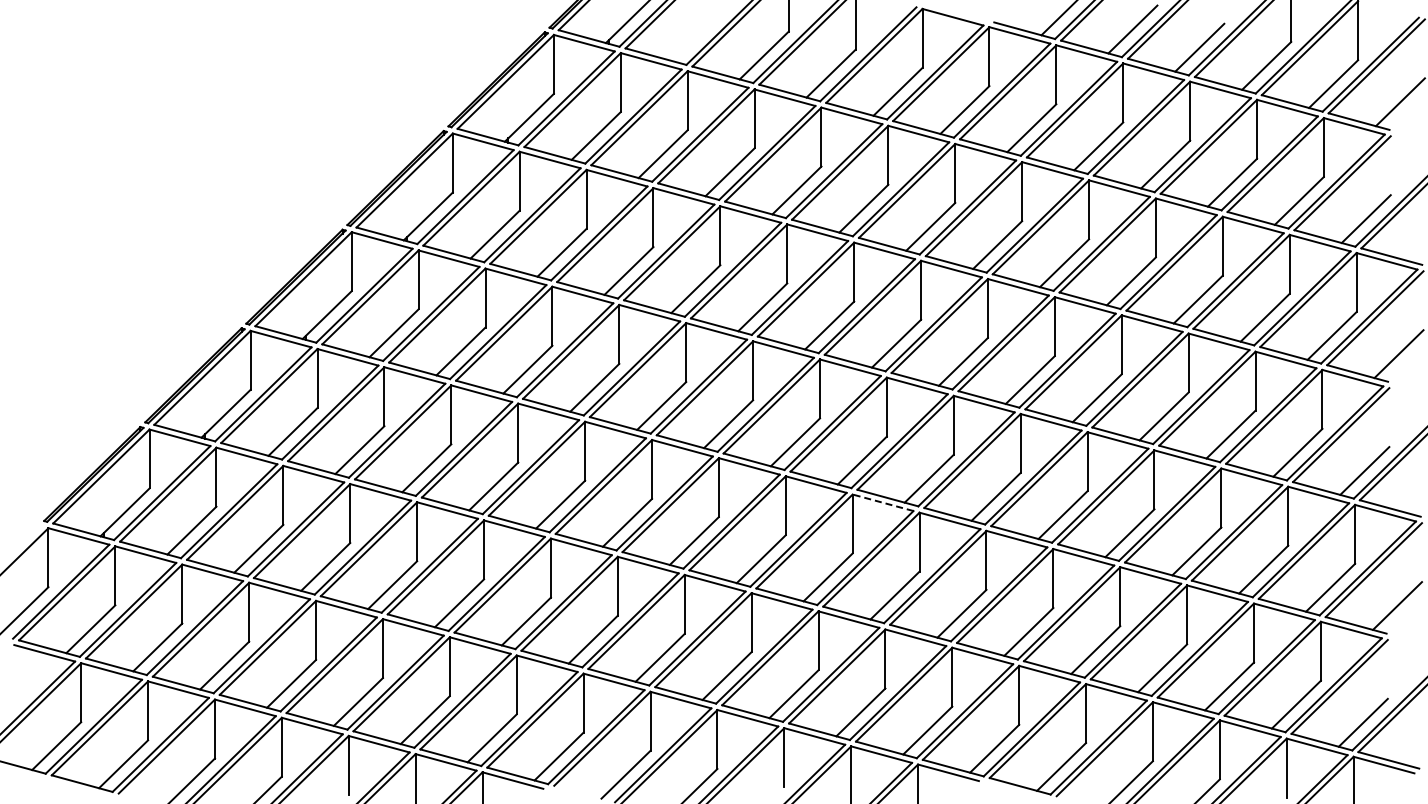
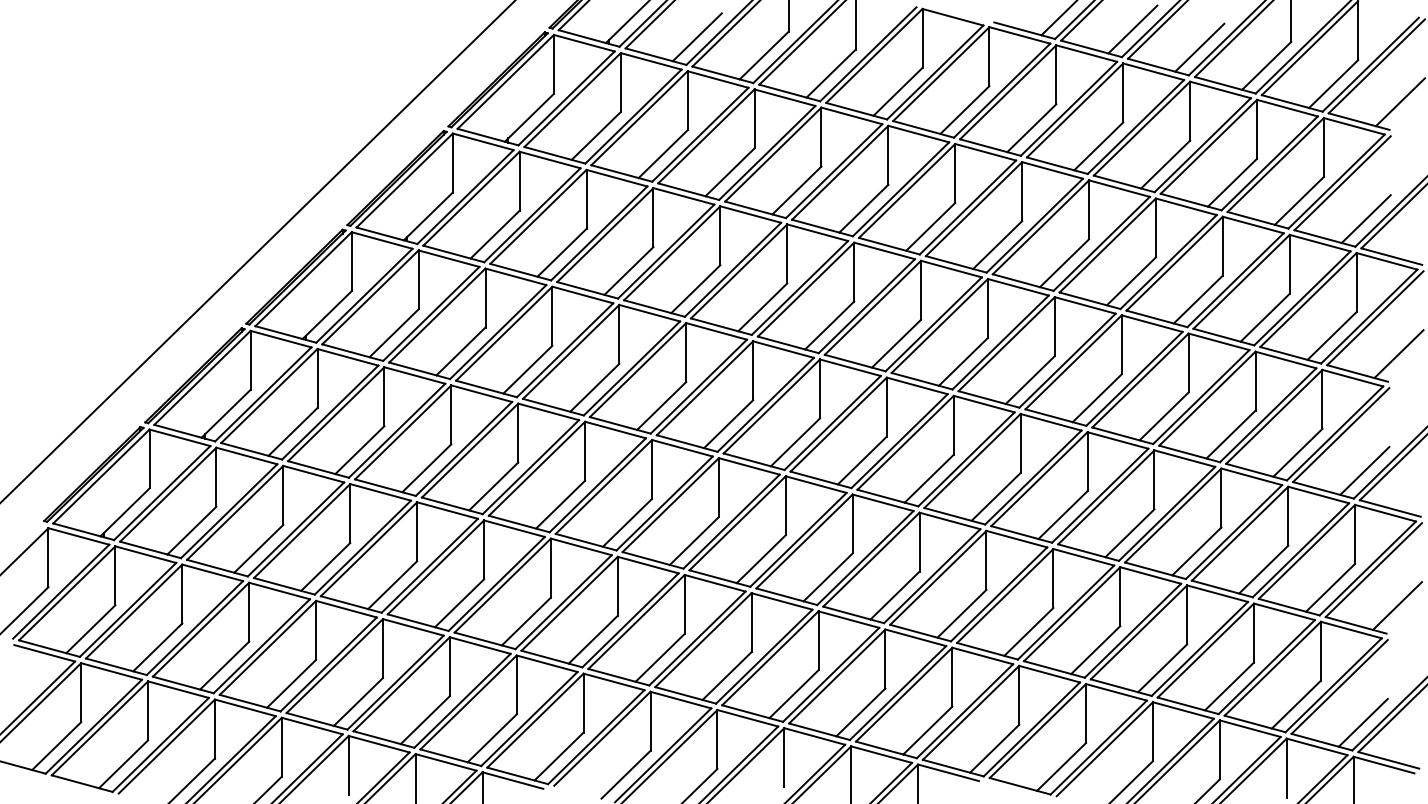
line: none -> present (696, 37)
line: none -> present (257, 251)
line: dashed -> solid (883, 502)
